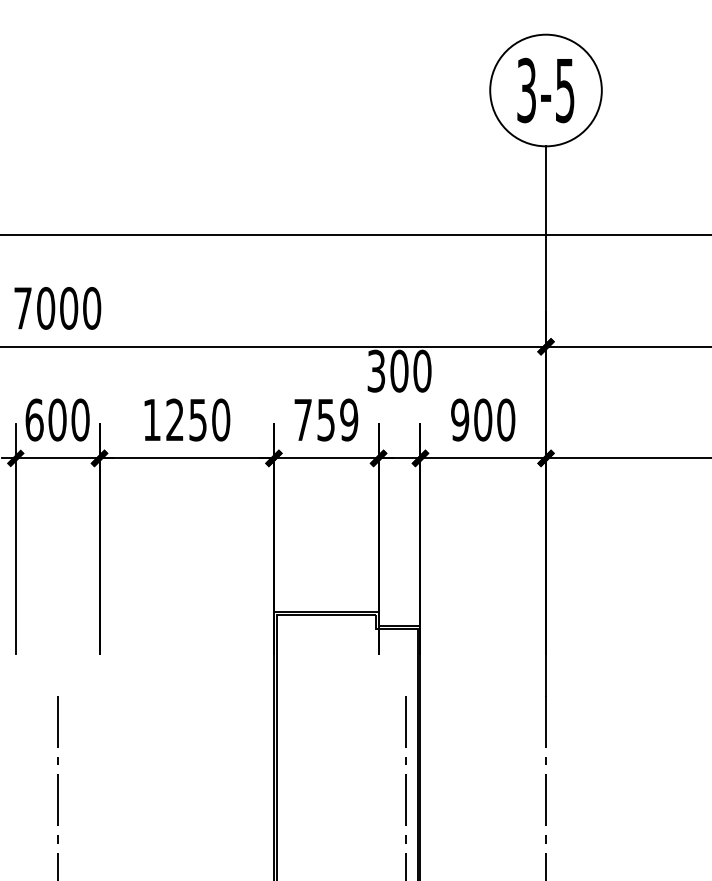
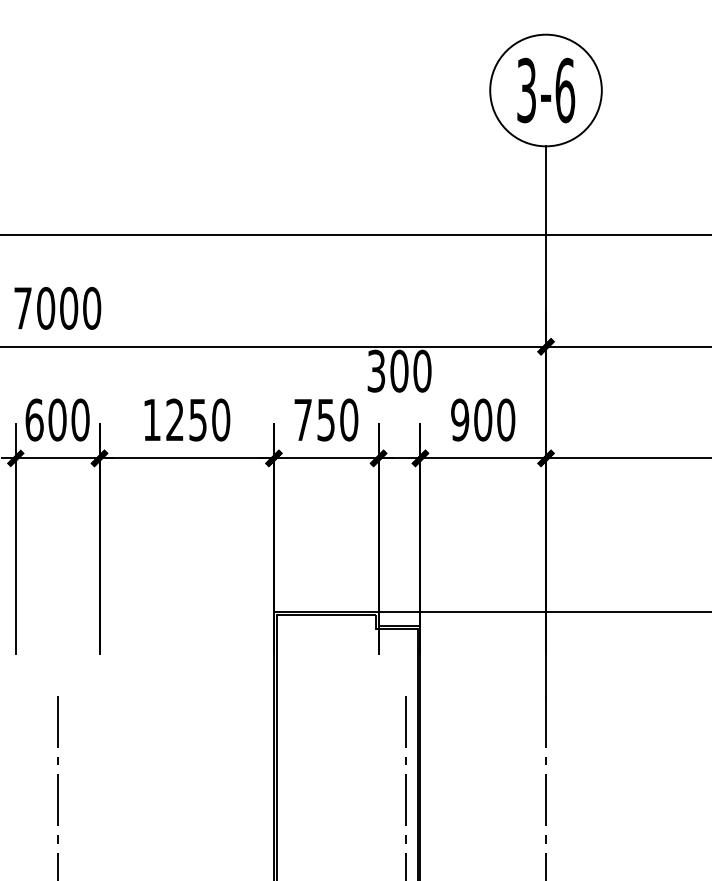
text: 3-5 -> 3-6 (565, 90)
text: 759 -> 750 (349, 419)
line: none -> present (543, 611)
